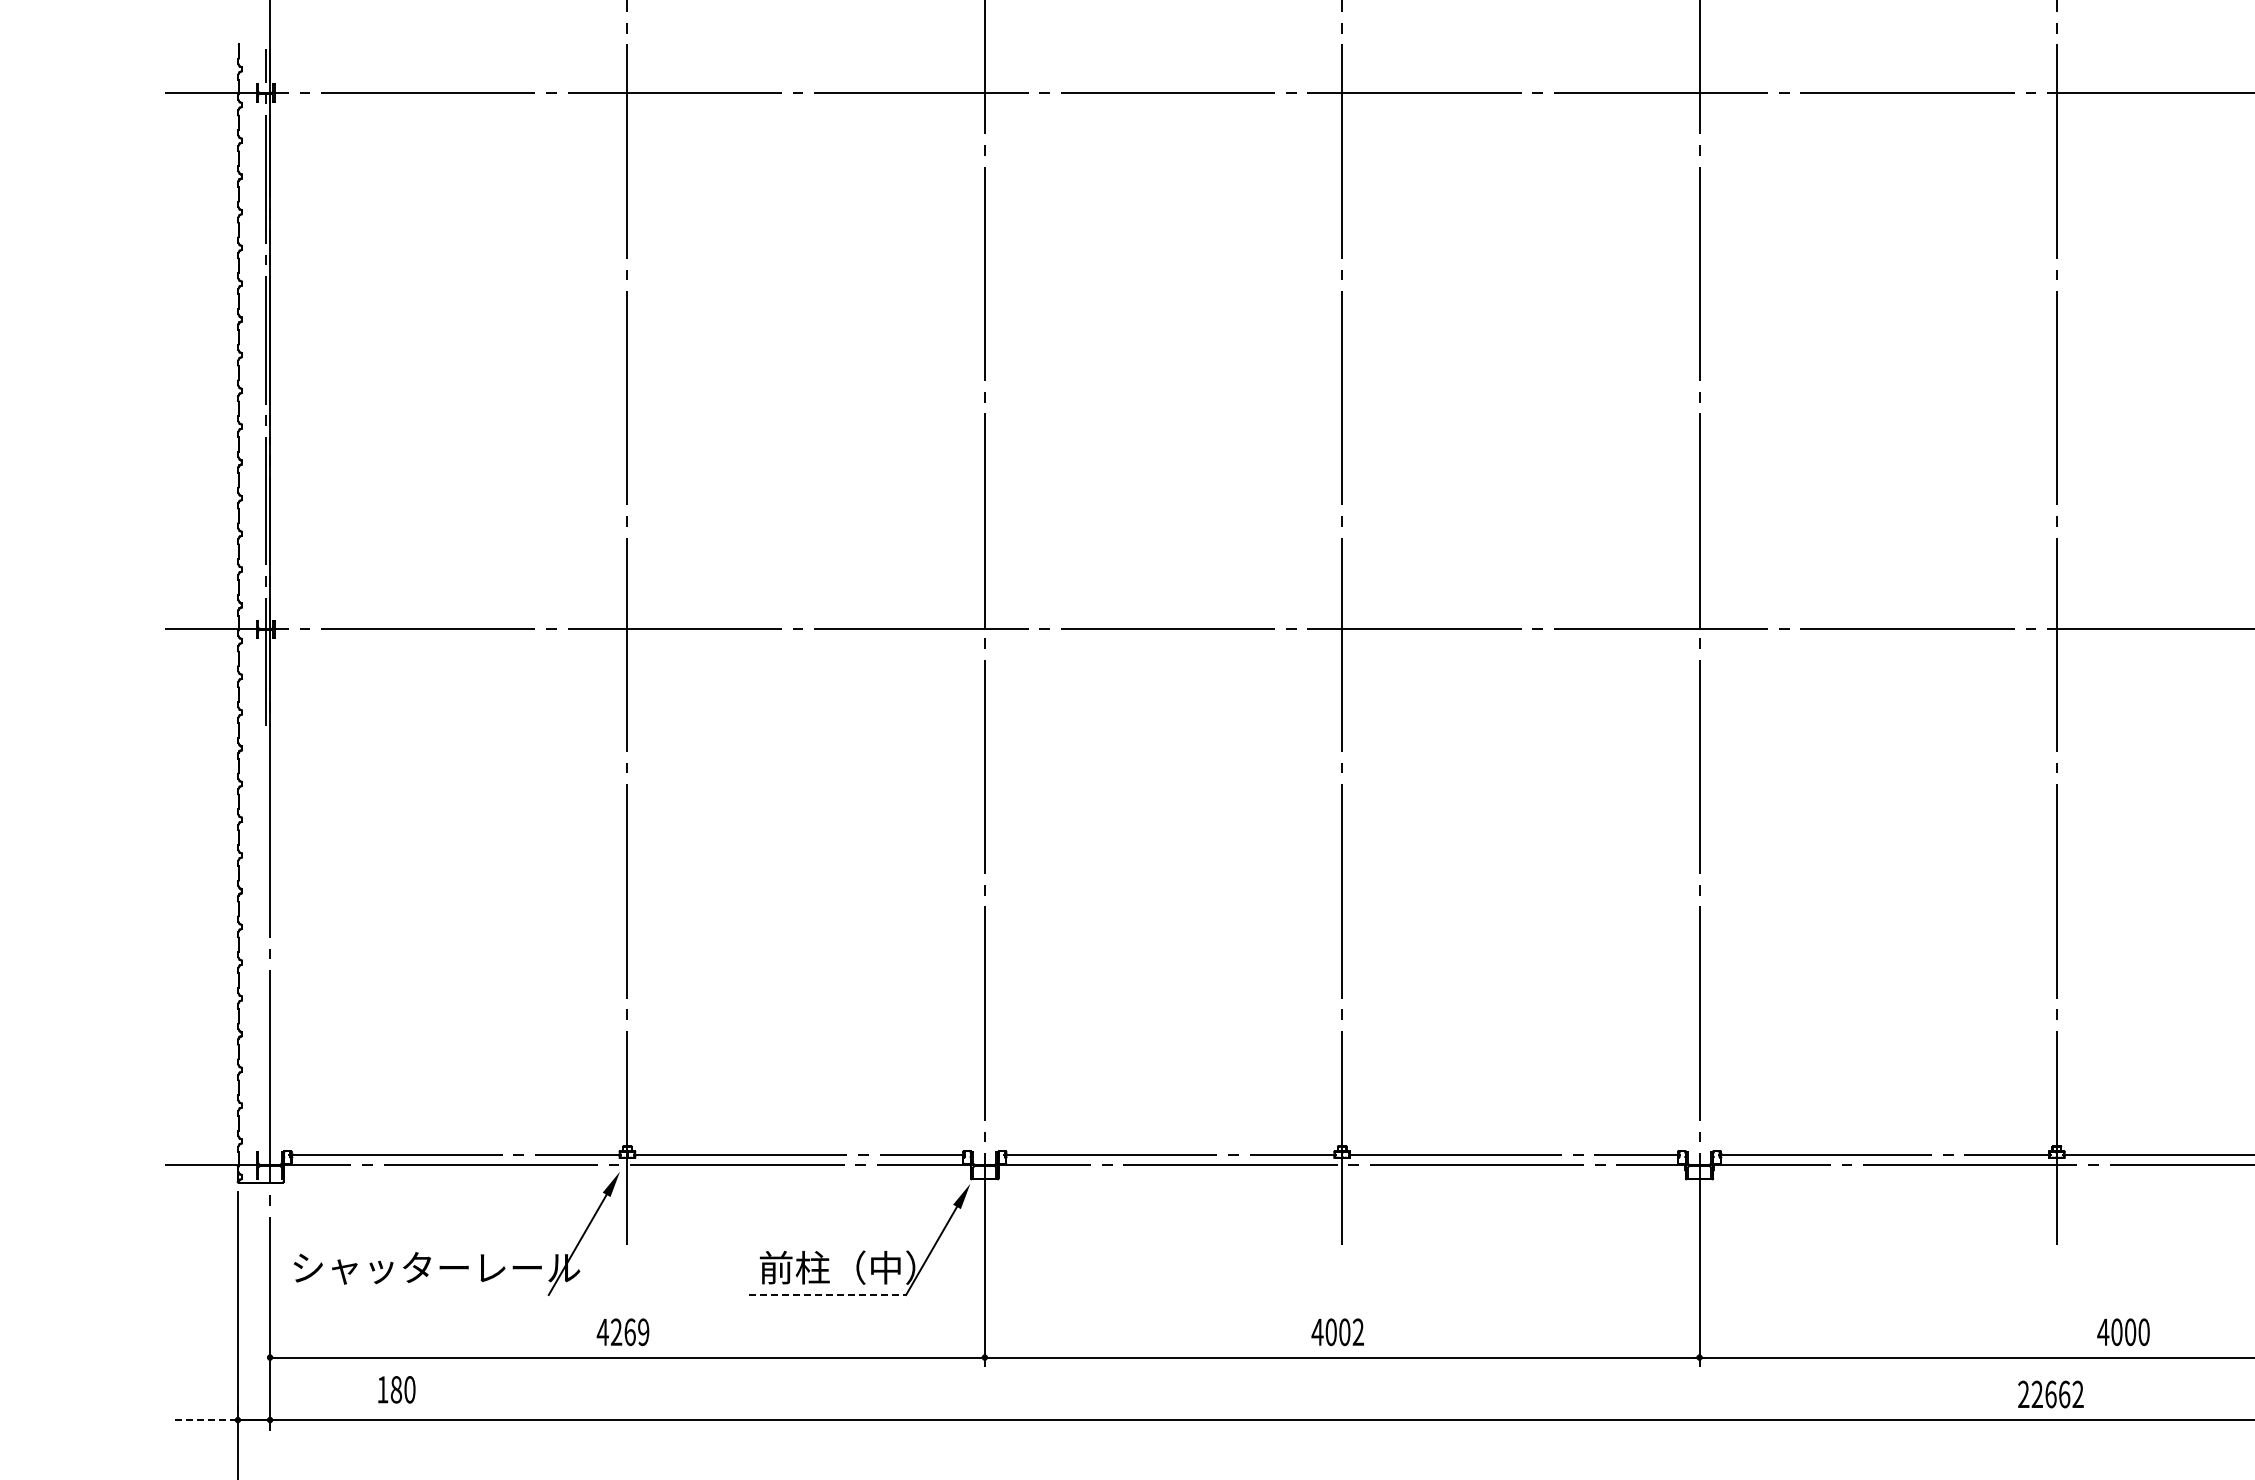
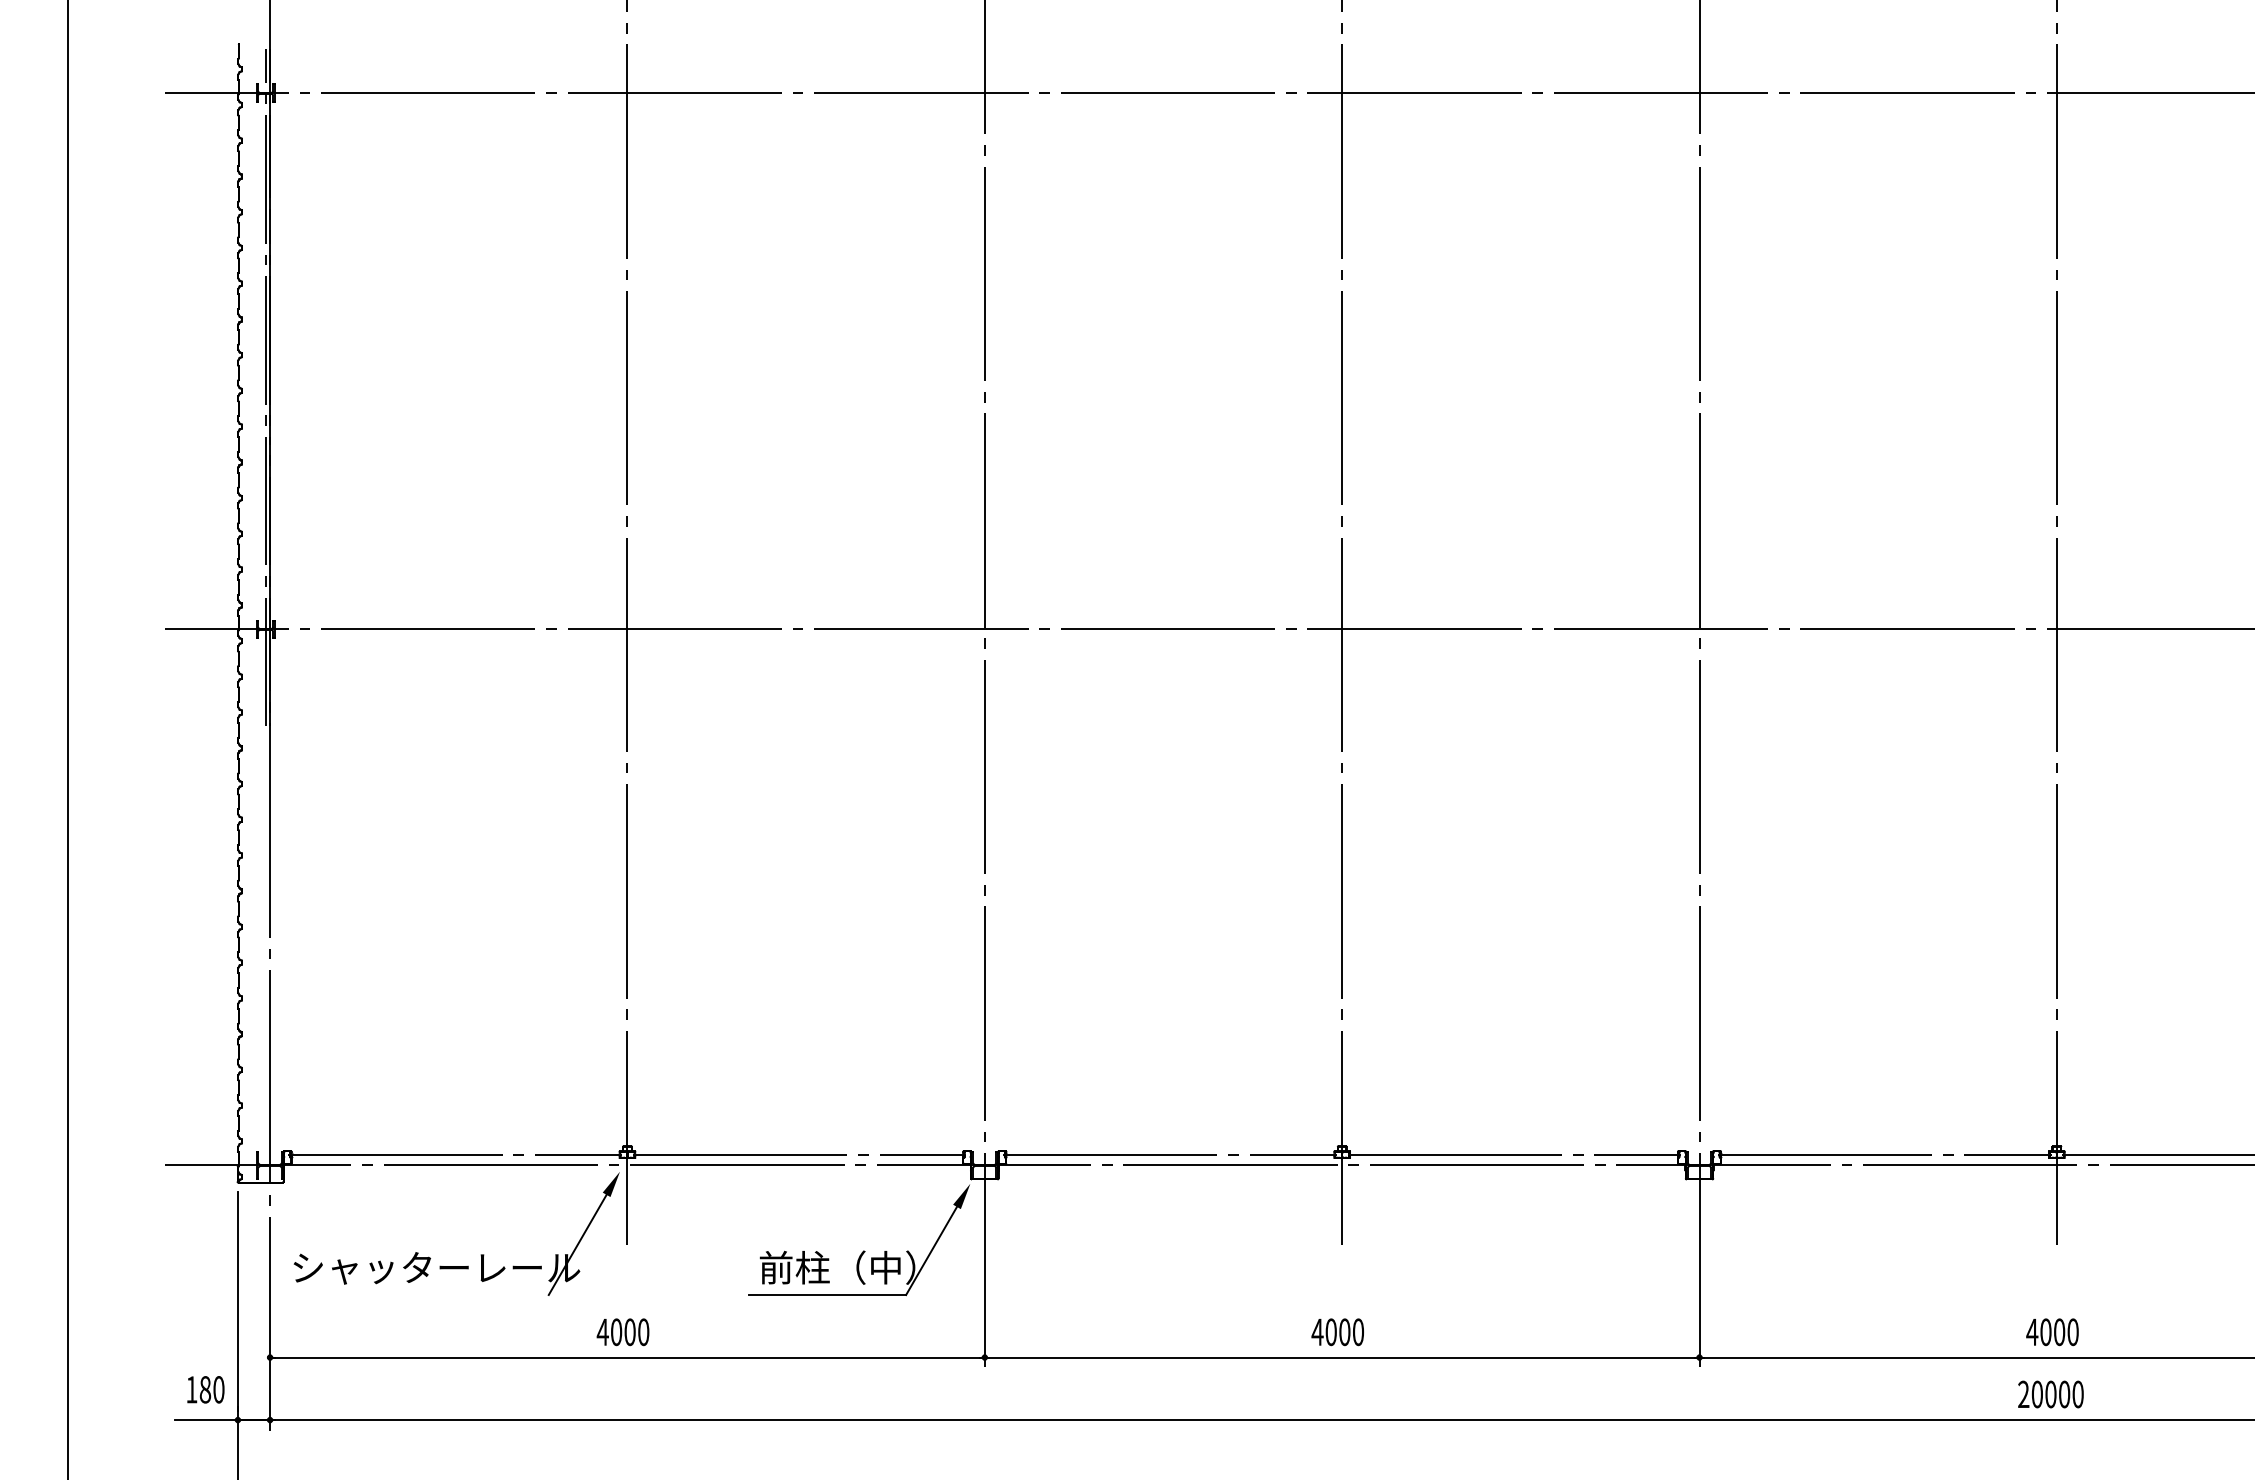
line: none -> present (67, 739)
line: dashed -> solid (827, 1295)
text: 4269 -> 4000 (629, 1332)
text: 4002 -> 4000 (1358, 1332)
text position: (2123, 1332) -> (2052, 1332) (2052, 1332)
text position: (396, 1389) -> (205, 1389) (205, 1389)
text: 22662 -> 20000 (2057, 1394)
line: dashed -> solid (205, 1420)
